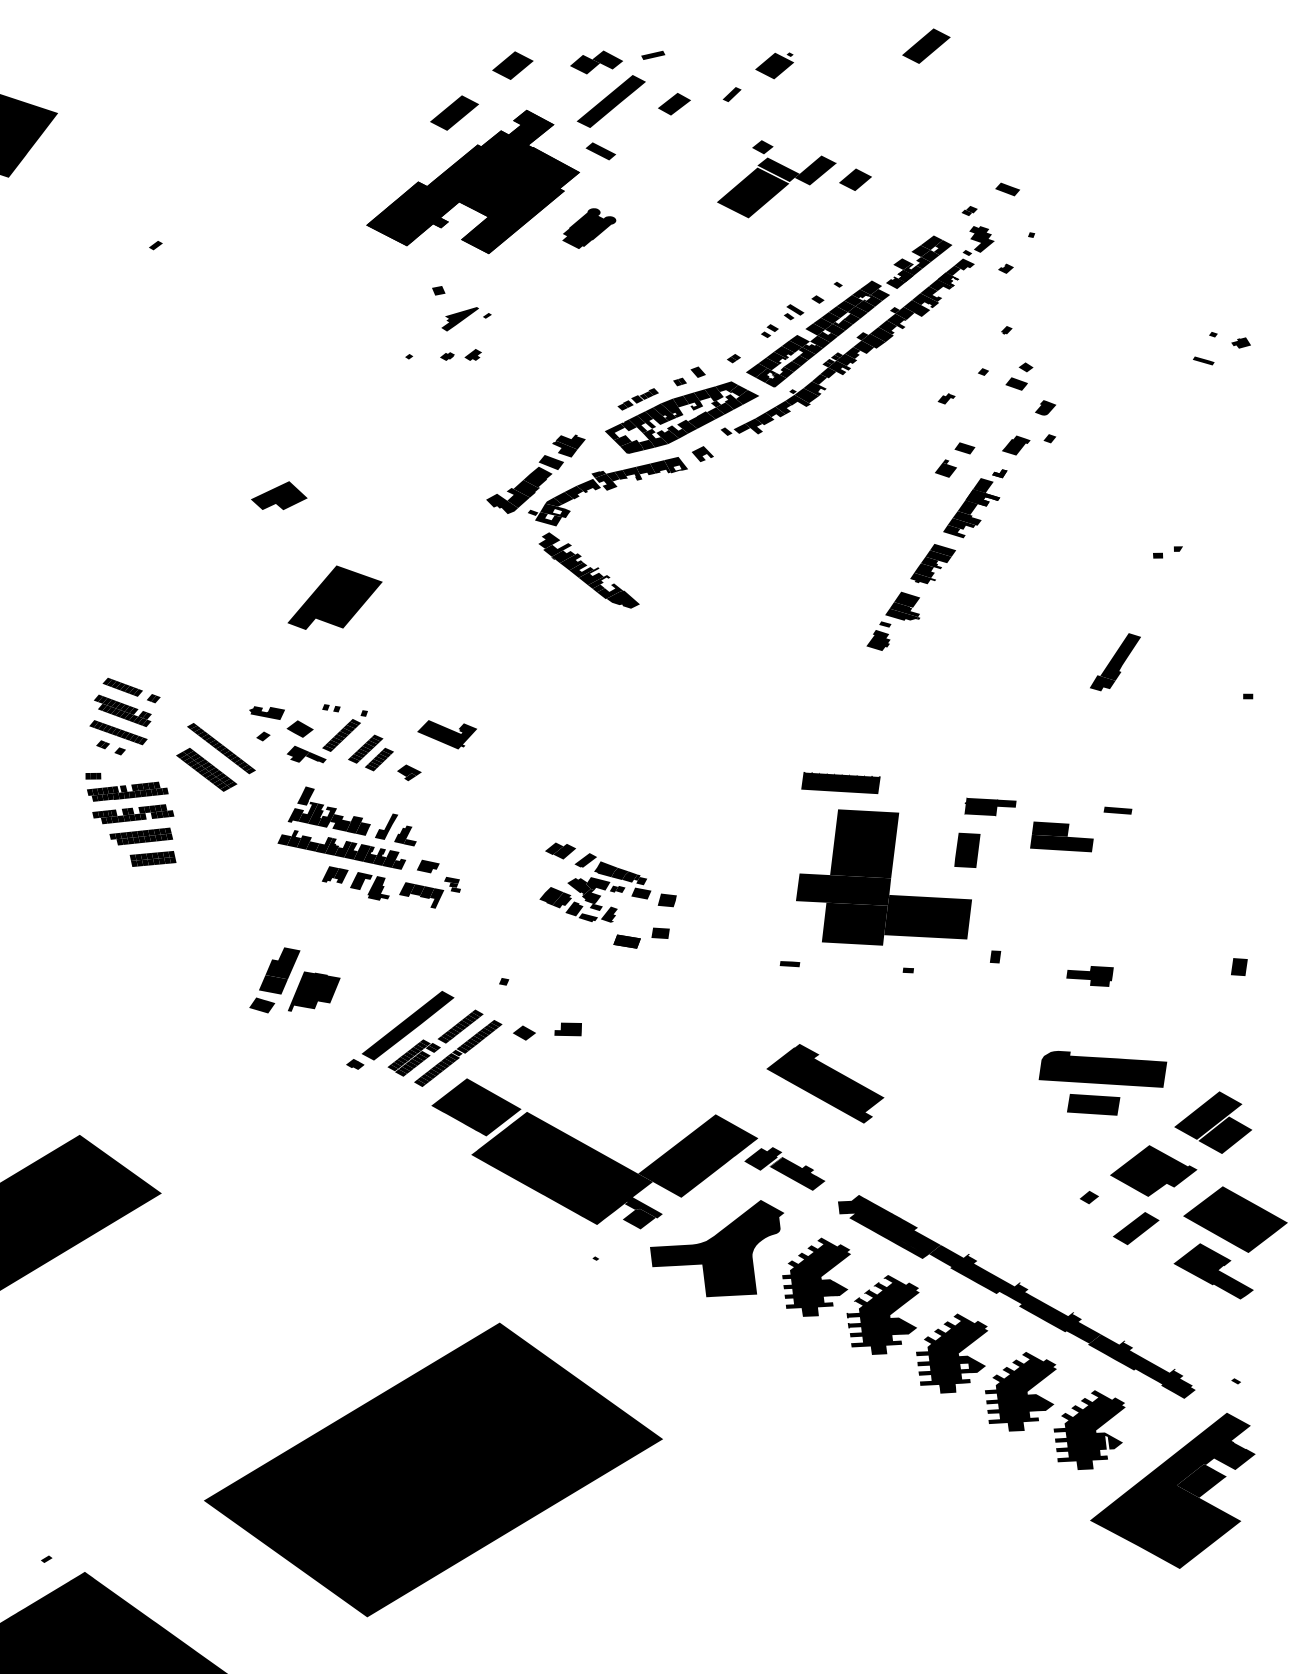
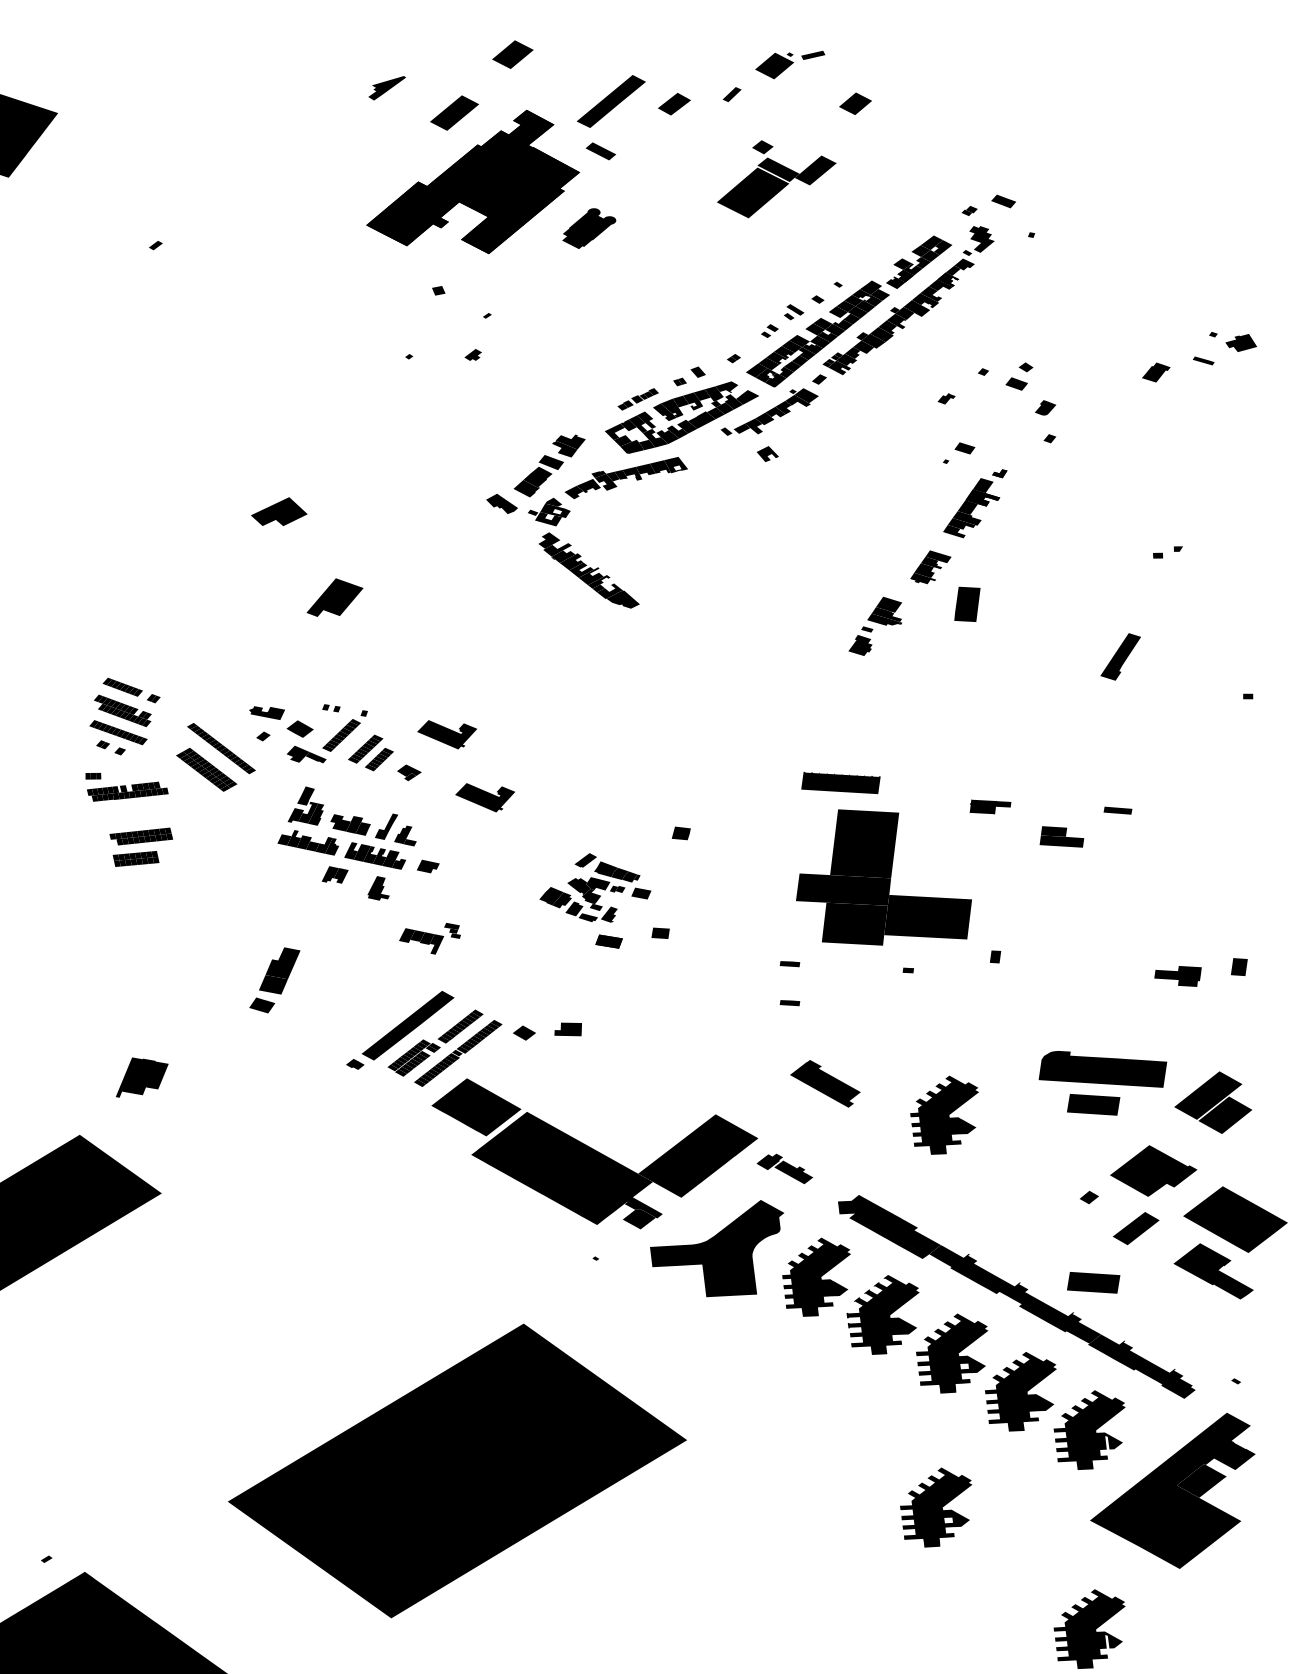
part: present -> none (926, 45)
part position: (653, 54) -> (813, 54) (813, 54)
part: present -> none (596, 62)
part position: (512, 65) -> (512, 54) (512, 54)
part position: (855, 179) -> (855, 103) (855, 103)
part position: (1007, 189) -> (1003, 201) (1003, 201)
fill: present -> none (1005, 268)
fill: present -> none (830, 317)
part position: (459, 319) -> (386, 88) (386, 88)
fill: present -> none (1006, 329)
part size: 20x12 px -> 32x18 px (1240, 342)
fill: present -> none (447, 356)
fill: present -> none (828, 372)
fill: present -> none (814, 388)
fill: present -> none (738, 390)
fill: present -> none (656, 415)
part position: (1016, 445) -> (1156, 372) (1156, 372)
part position: (702, 453) -> (767, 453) (767, 453)
fill: present -> none (945, 469)
part position: (279, 495) -> (279, 511) (279, 511)
fill: present -> none (518, 497)
fill: present -> none (563, 498)
fill: present -> none (942, 549)
part size: 96x65 px -> 58x39 px (334, 597)
part position: (892, 620) -> (874, 625) (874, 625)
fill: present -> none (1102, 683)
part: none -> present (484, 797)
part size: 53x20 px -> 43x16 px (990, 806)
part: present -> none (133, 814)
fill: present -> none (327, 816)
part size: 64x32 px -> 46x22 px (1061, 836)
fill: present -> none (342, 848)
part position: (967, 849) -> (967, 603) (967, 603)
part: present -> none (560, 850)
part position: (152, 858) -> (135, 858) (135, 858)
fill: present -> none (360, 880)
fill: present -> none (641, 881)
part position: (429, 892) -> (429, 938) (429, 938)
part position: (666, 900) -> (680, 833) (680, 833)
part position: (626, 941) -> (608, 941) (608, 941)
part position: (1089, 976) -> (1177, 976) (1177, 976)
fill: present -> none (503, 981)
part position: (314, 991) -> (142, 1077) (142, 1077)
part: none -> present (789, 1003)
part size: 119x80 px -> 71x48 px (825, 1083)
part: none -> present (944, 1114)
part position: (1213, 1122) -> (1213, 1102) (1213, 1102)
part size: 82x44 px -> 58x32 px (784, 1168)
part: none -> present (1093, 1282)
part position: (433, 1469) -> (457, 1470) (457, 1470)
part: none -> present (936, 1507)
part: none -> present (1089, 1628)
